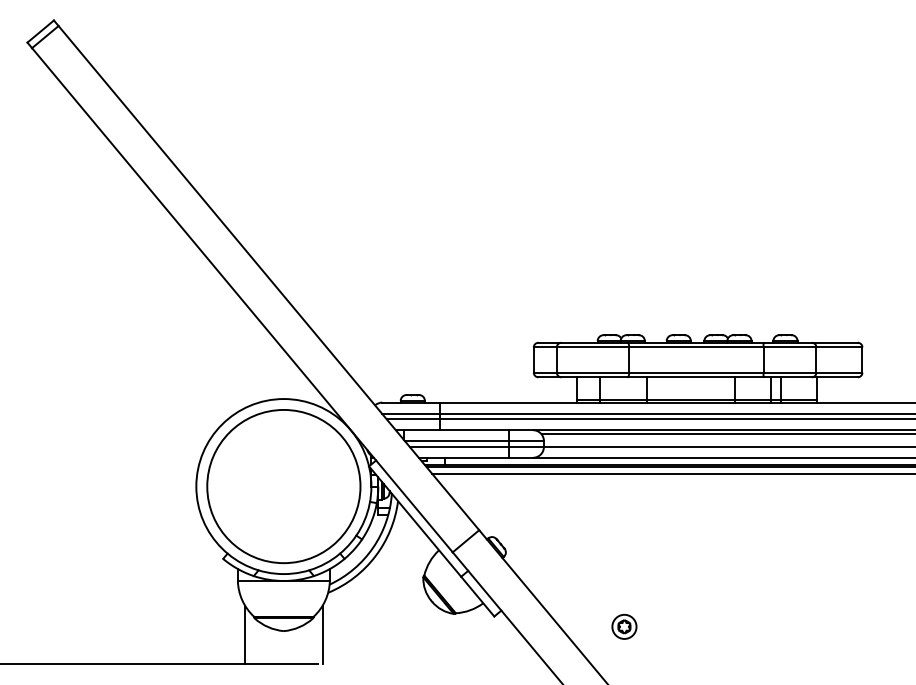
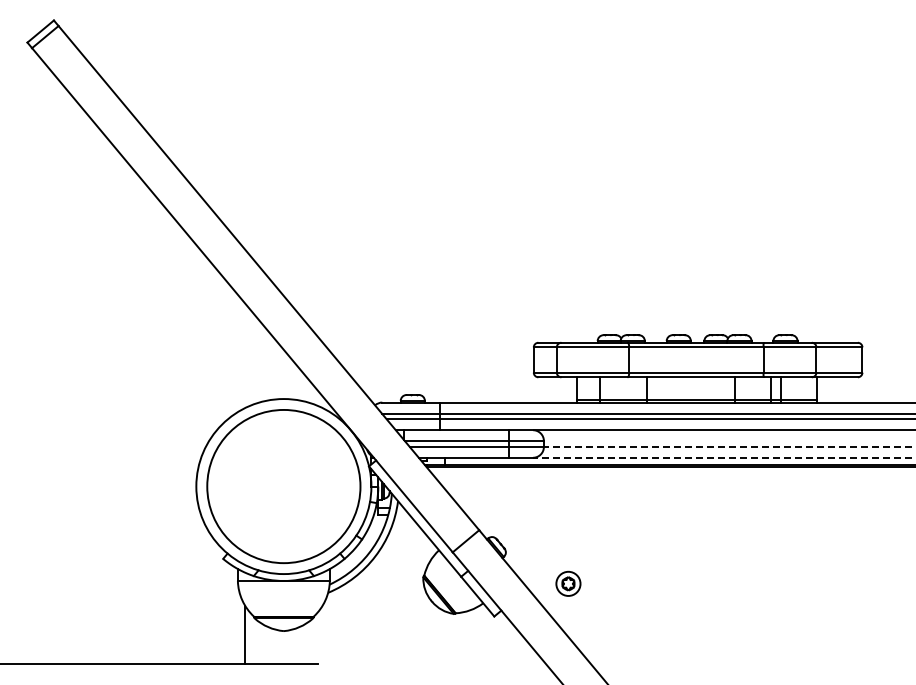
line: present -> none (726, 434)
line: solid -> dashed (729, 446)
line: solid -> dashed (723, 457)
line: present -> none (672, 473)
part position: (624, 626) -> (568, 583) (568, 583)
line: present -> none (322, 634)
